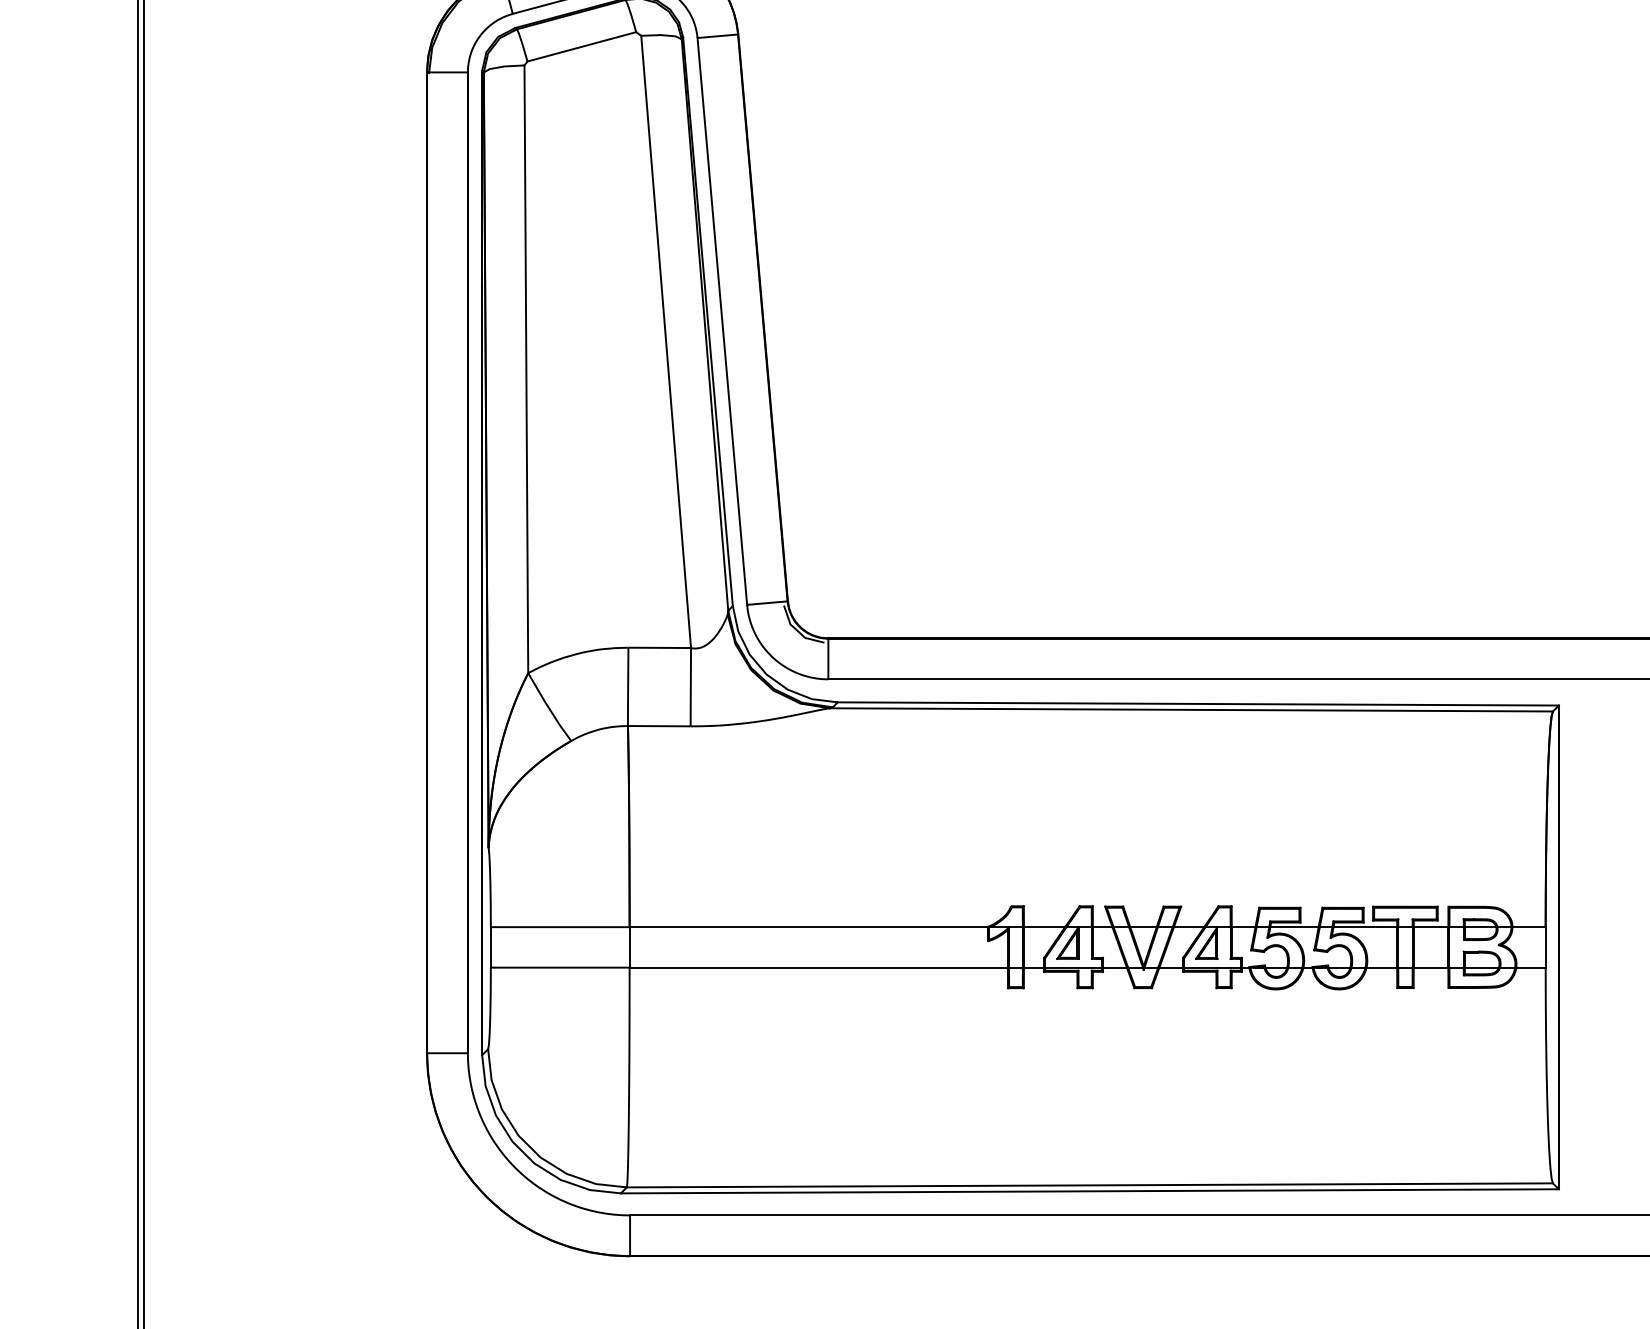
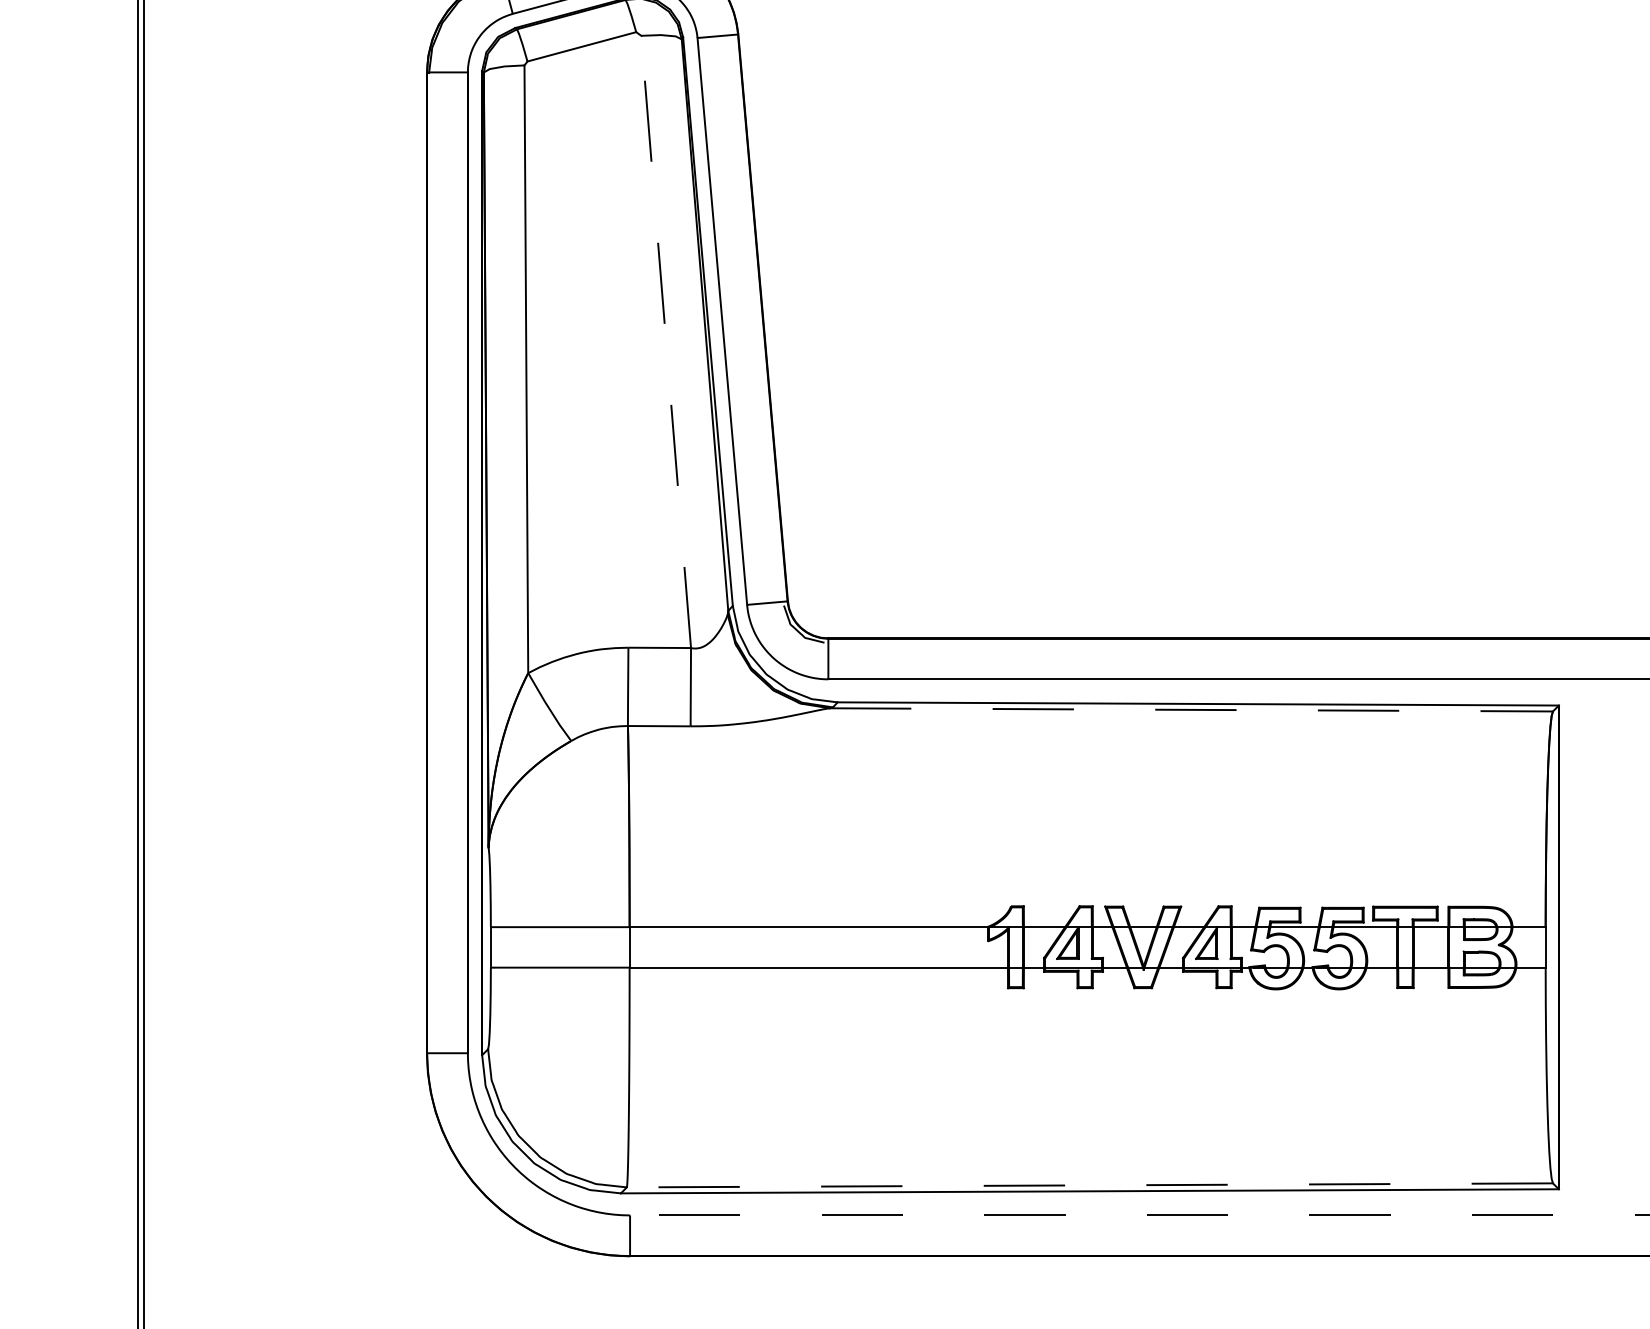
line: solid -> dashed (666, 341)
line: solid -> dashed (1191, 709)
line: solid -> dashed (1089, 1185)
line: solid -> dashed (1140, 1215)
